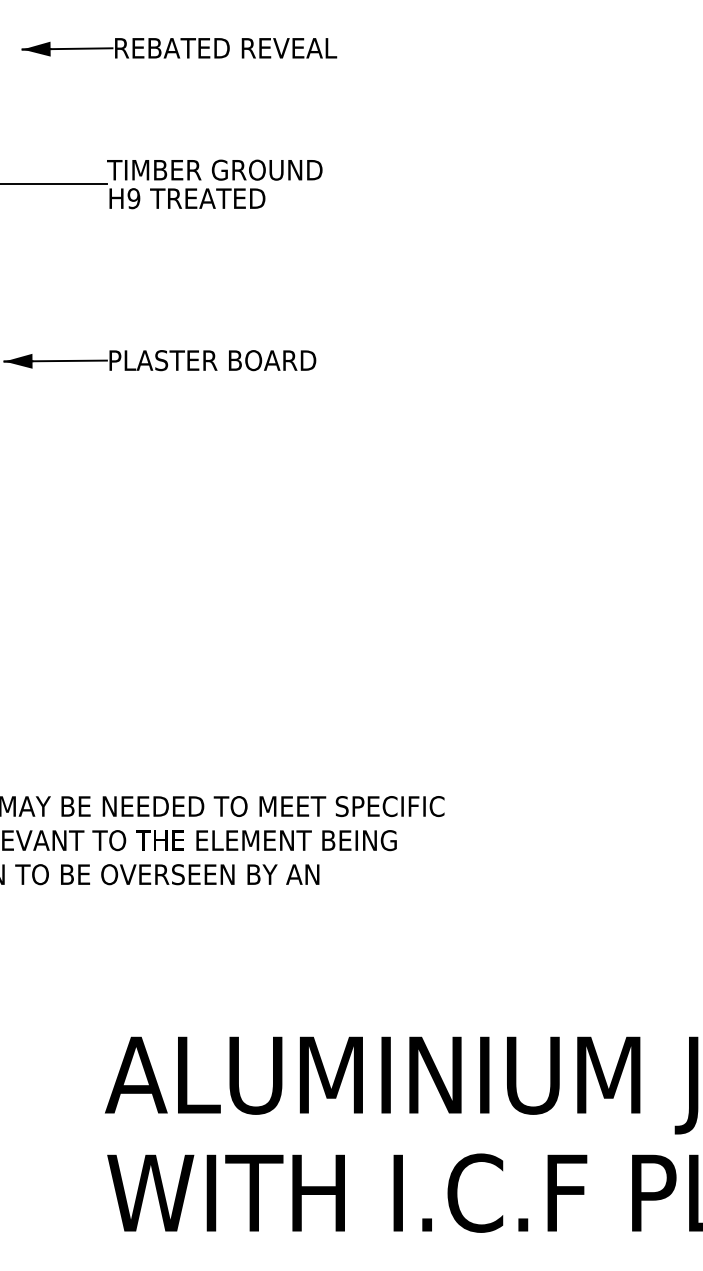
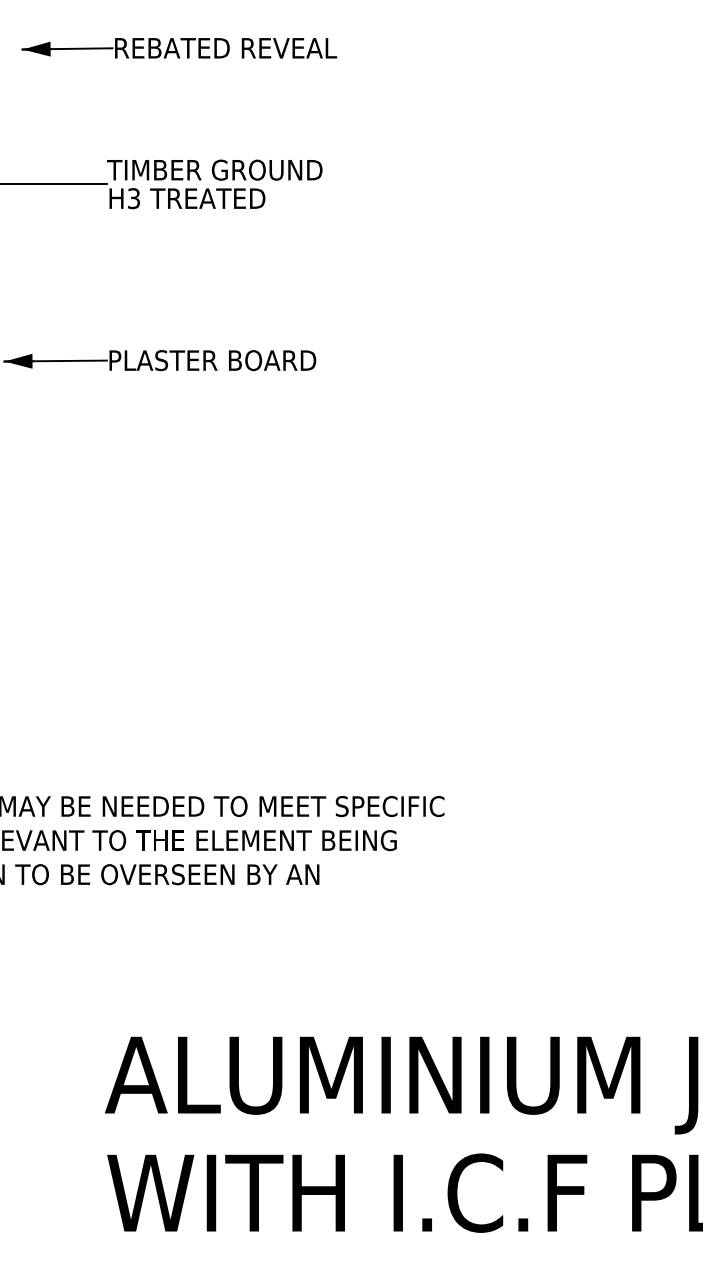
text: H9 -> H3 (133, 198)
